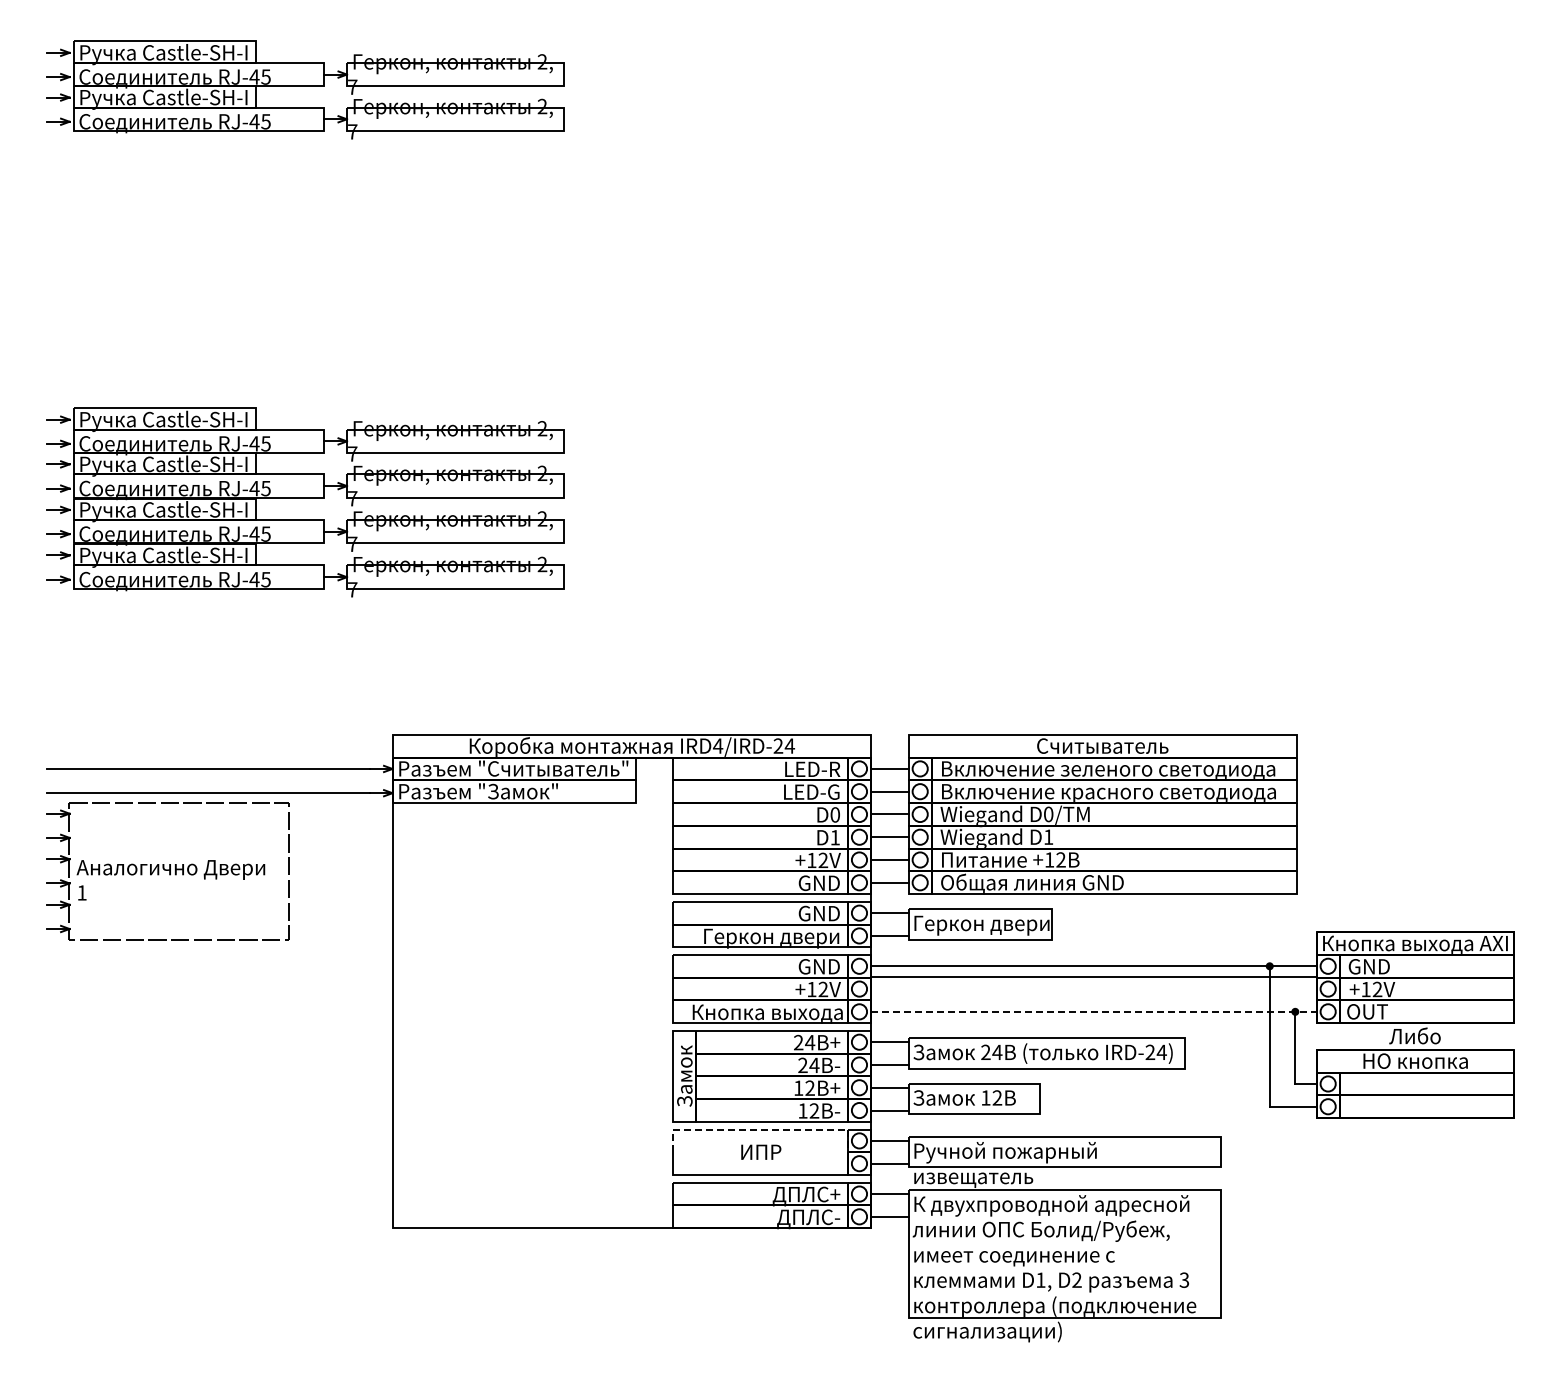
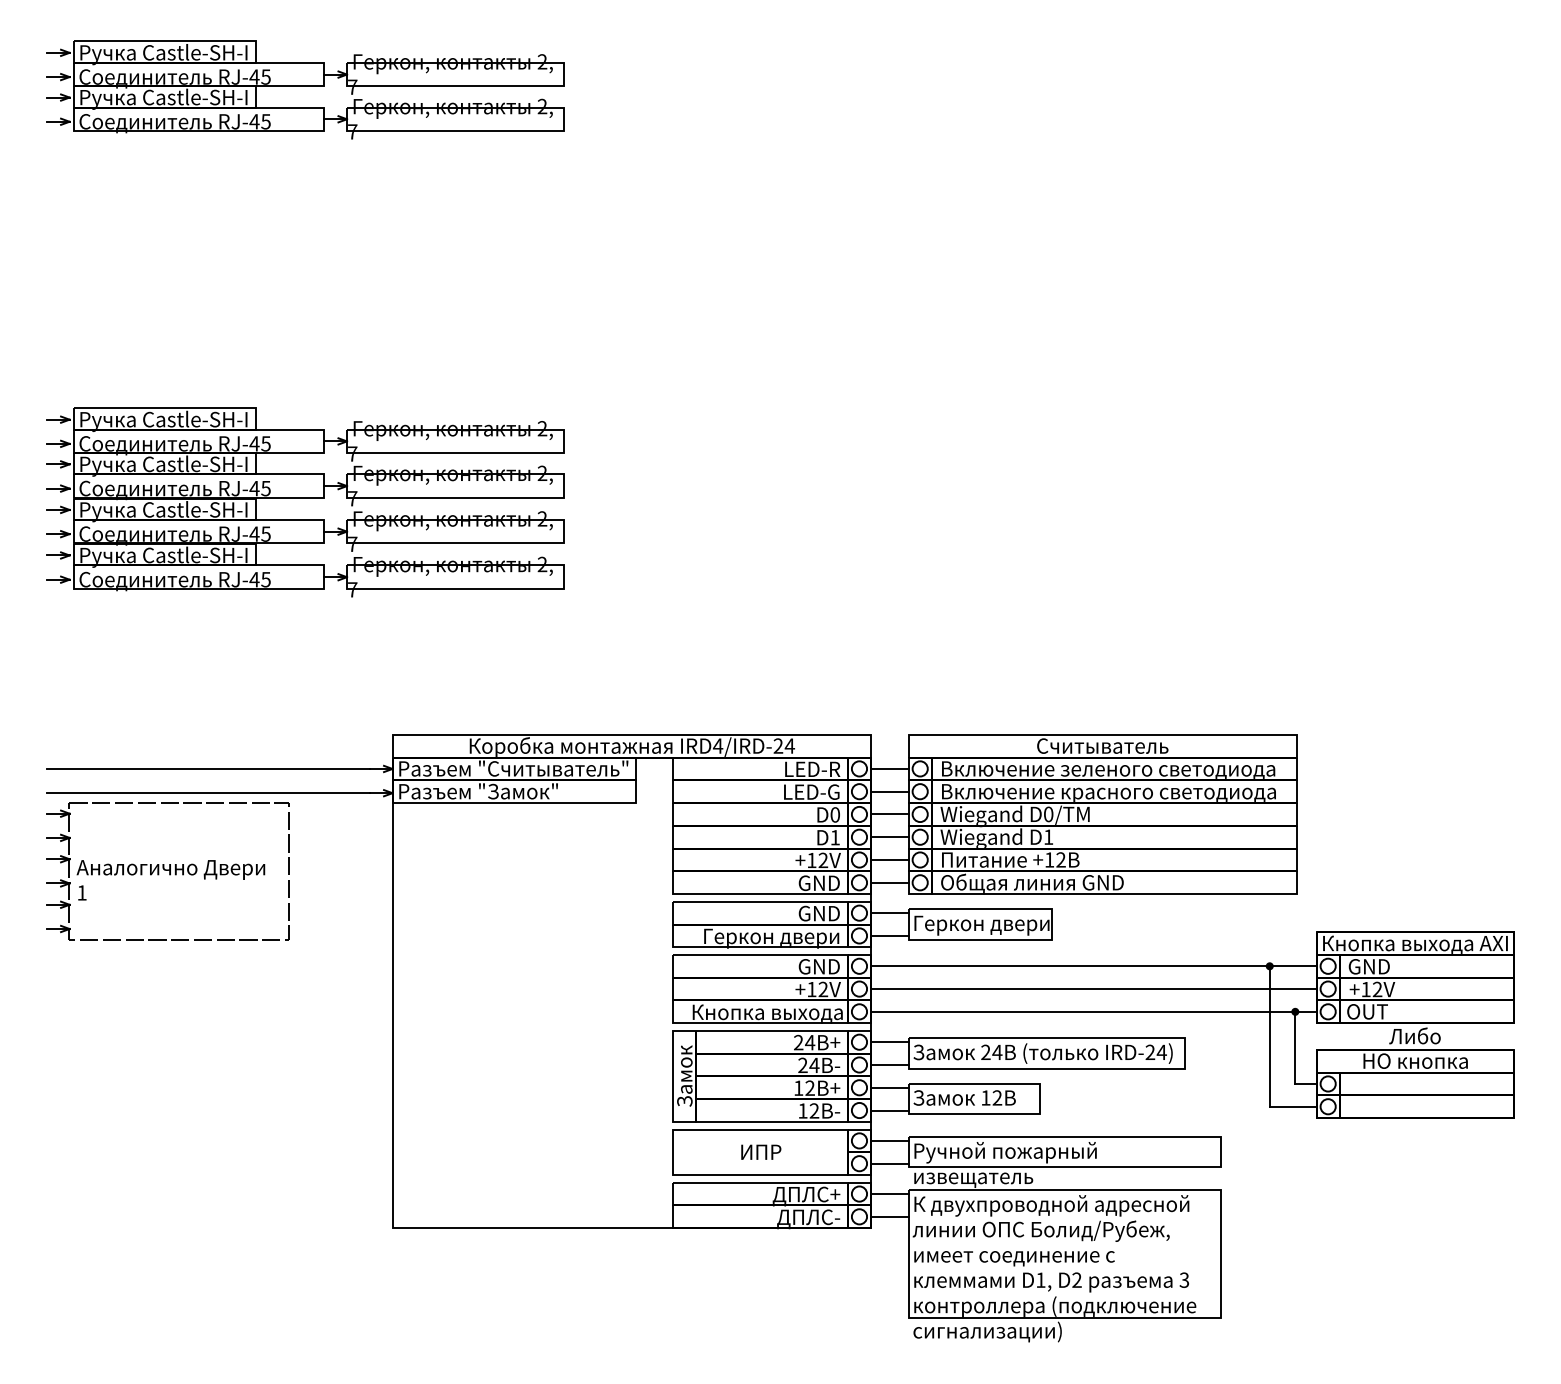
line position: (1093, 977) -> (1093, 989) (1093, 989)
line: dashed -> solid (1093, 1011)
line: dashed -> solid (761, 1129)
